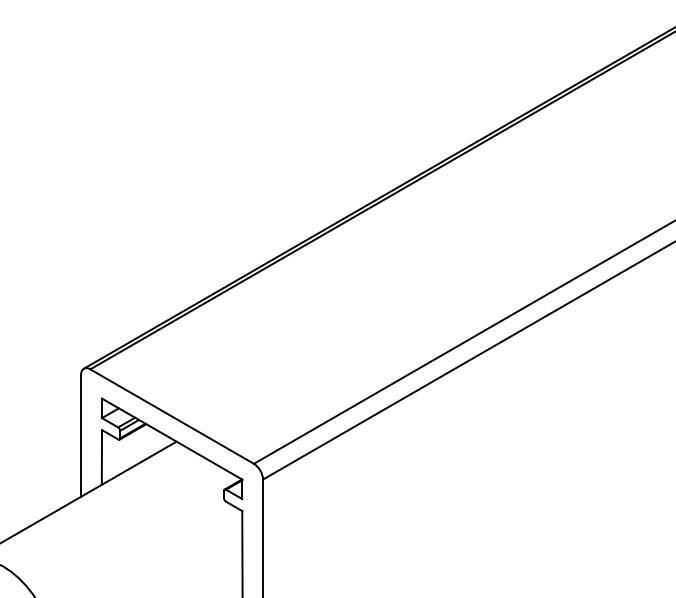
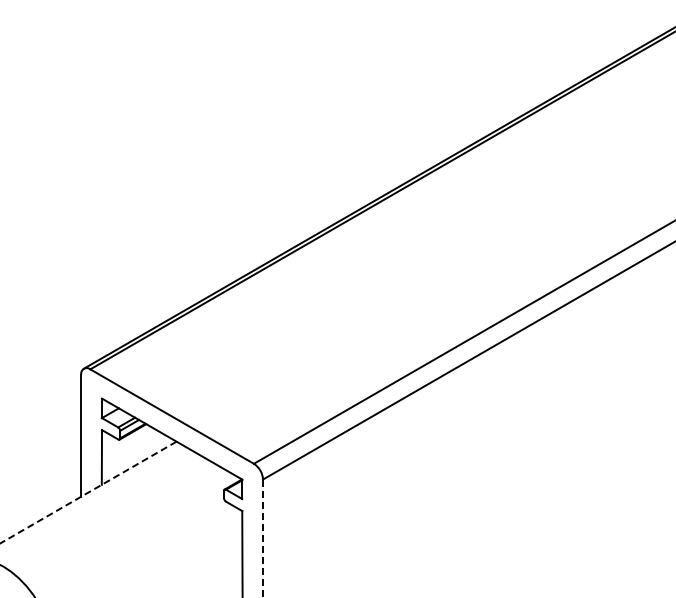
line: solid -> dashed (88, 492)
line: solid -> dashed (263, 538)
